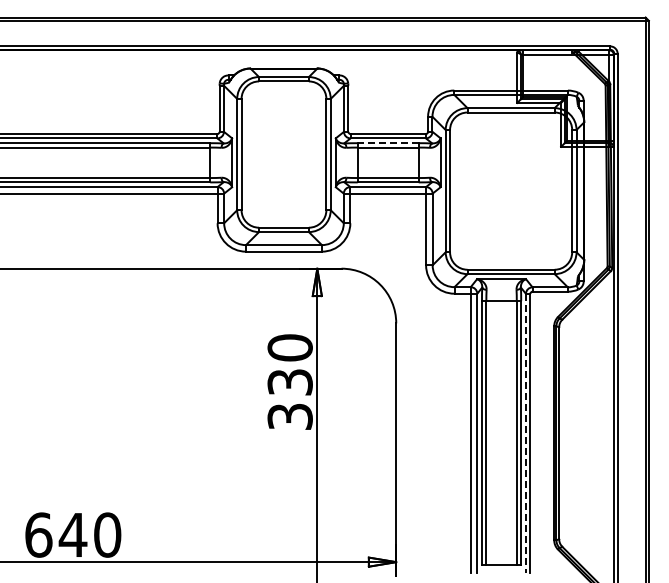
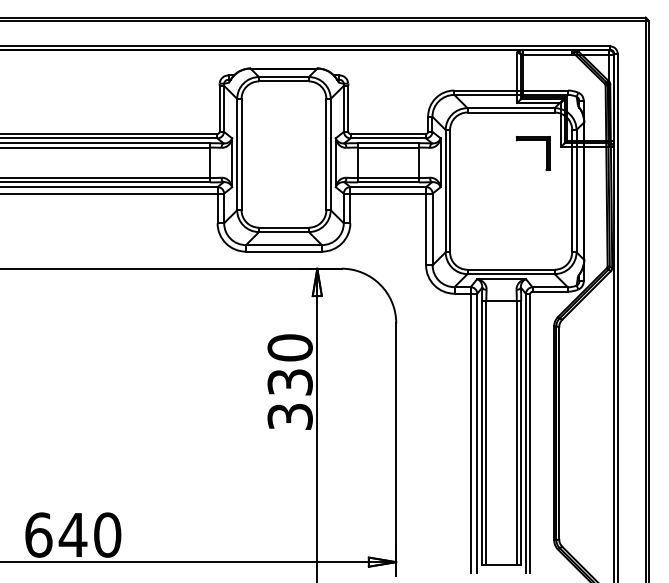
part: none -> present (532, 140)
line: dashed -> solid (388, 143)
line: dashed -> solid (525, 433)
